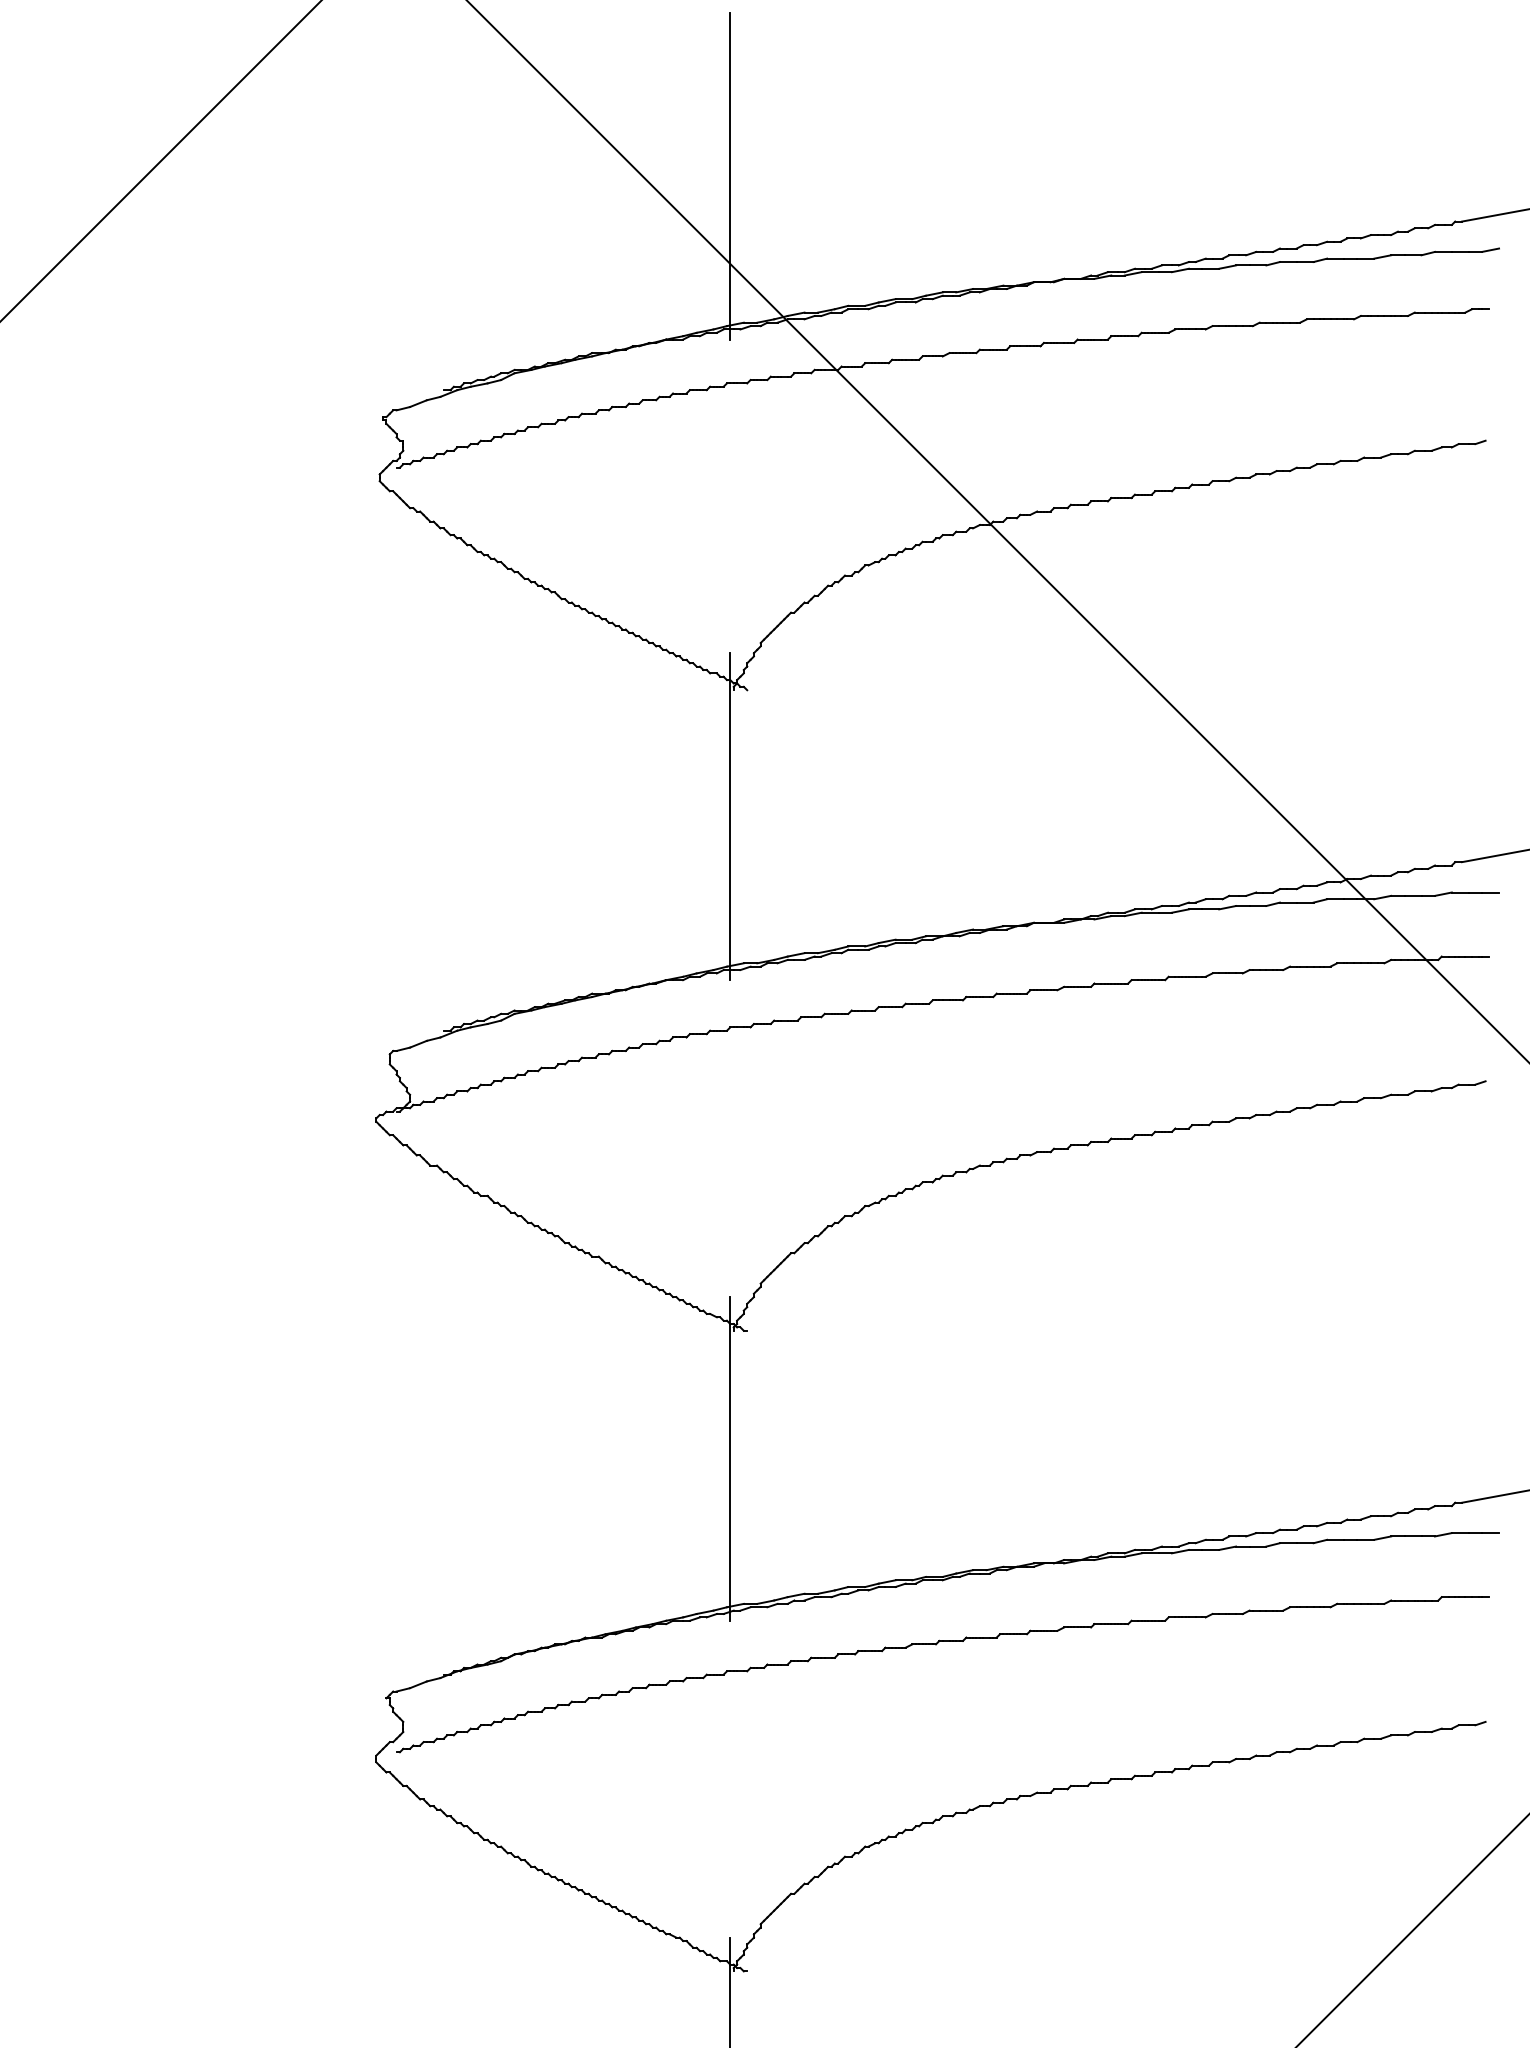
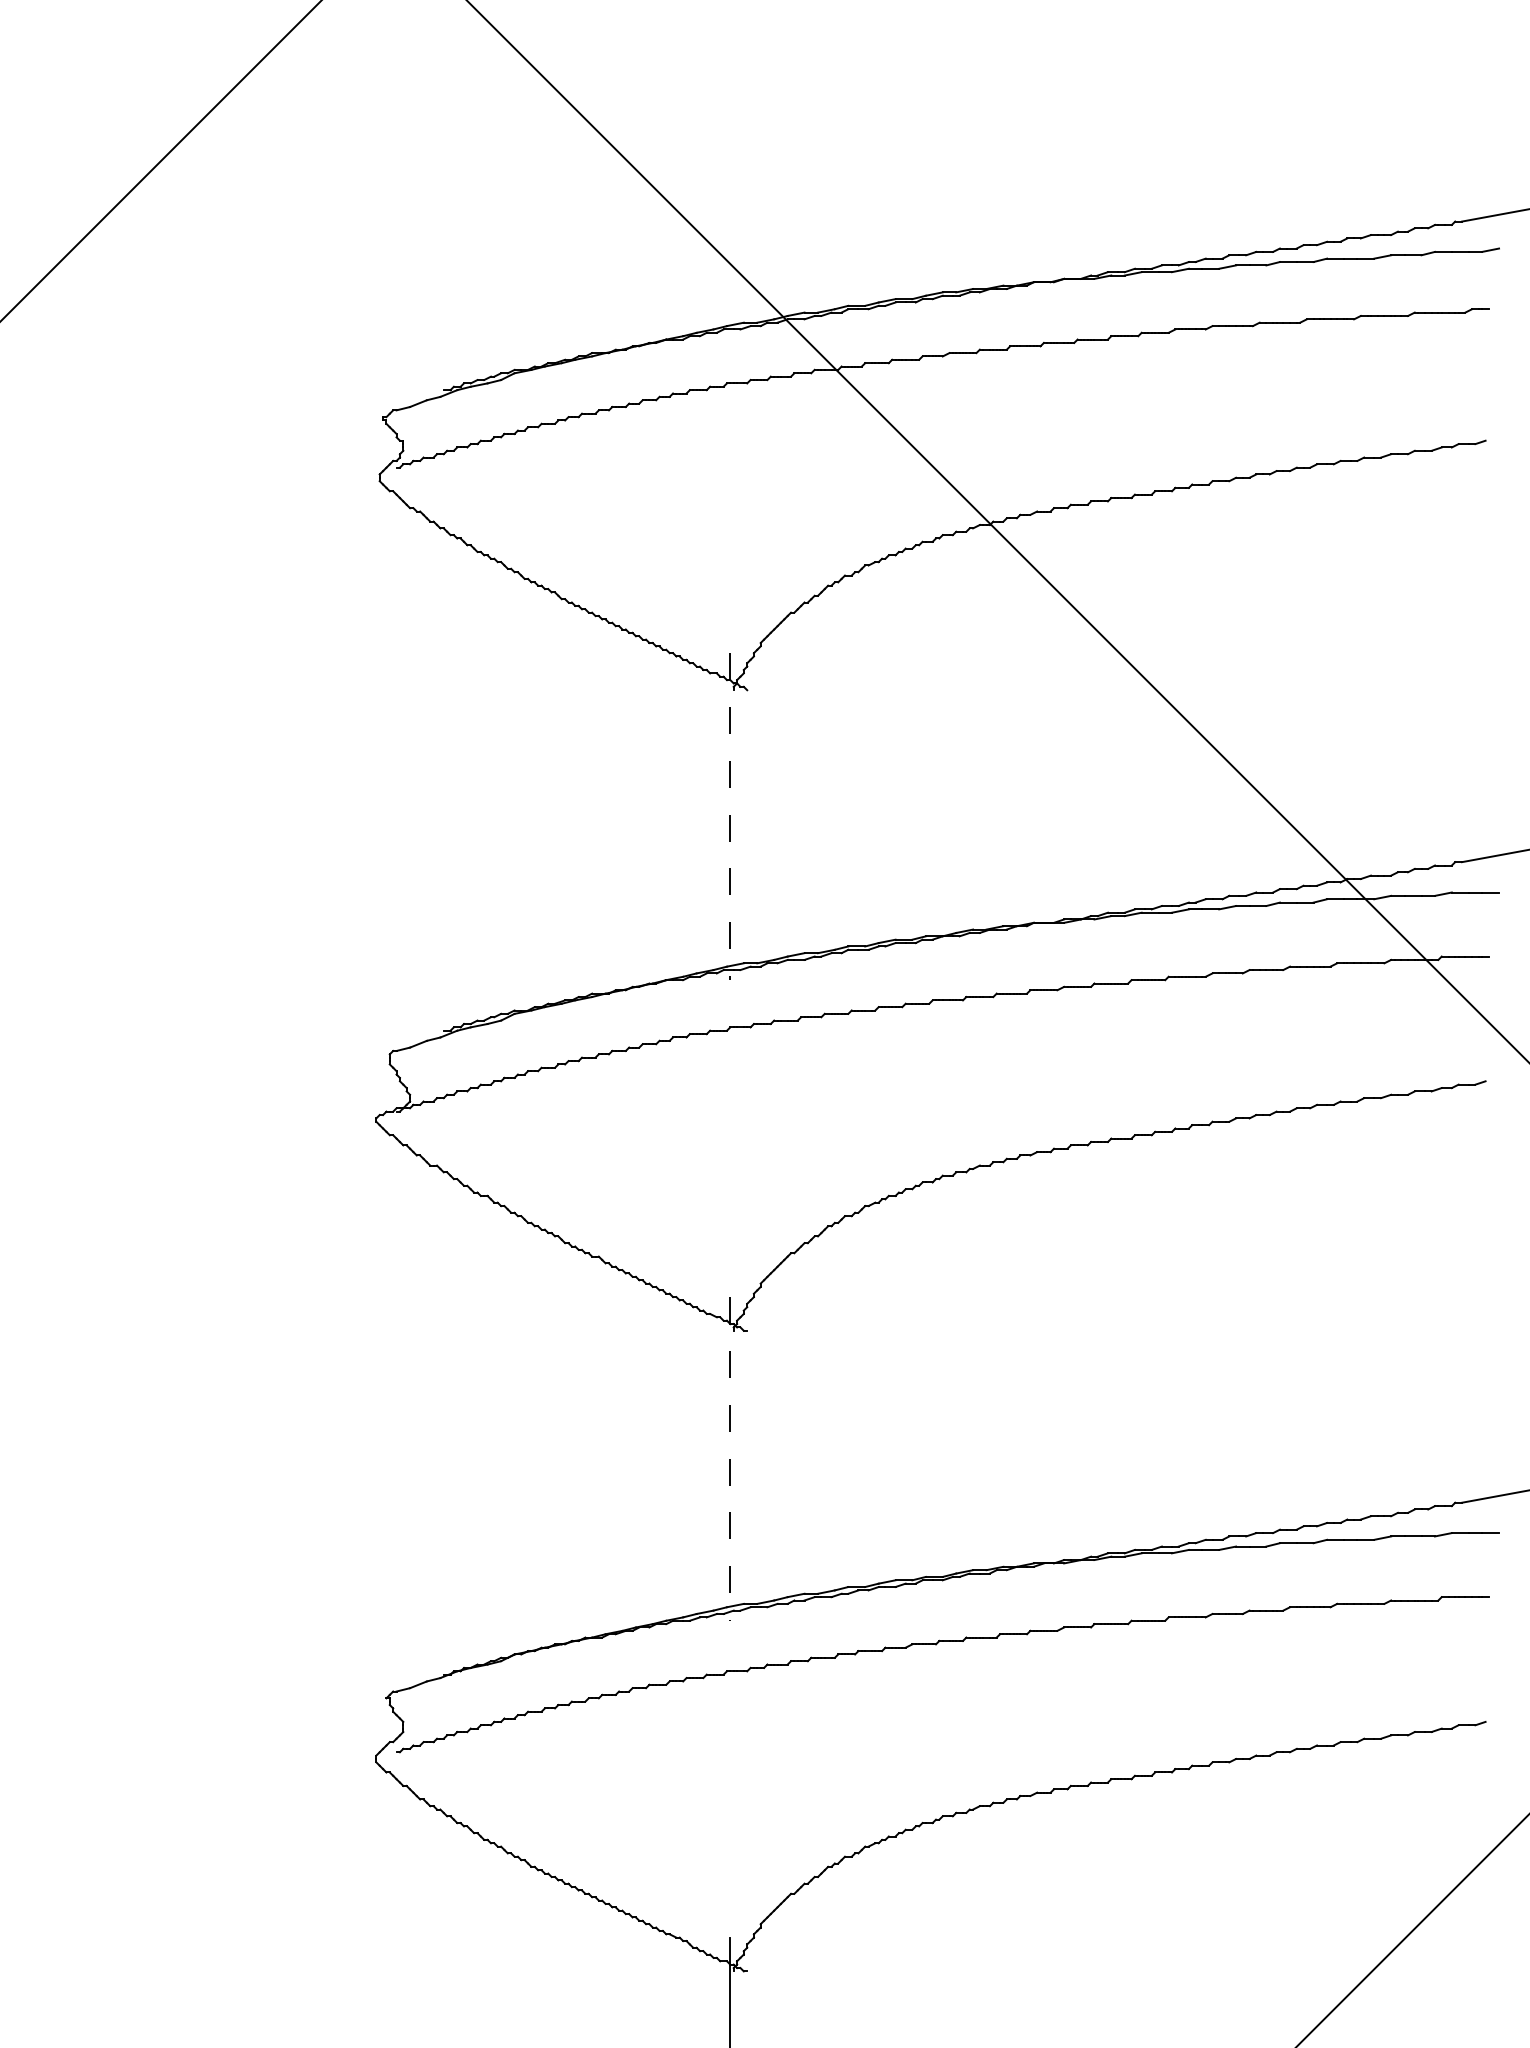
line: present -> none (730, 175)
line: solid -> dashed (730, 816)
line: solid -> dashed (730, 1458)
